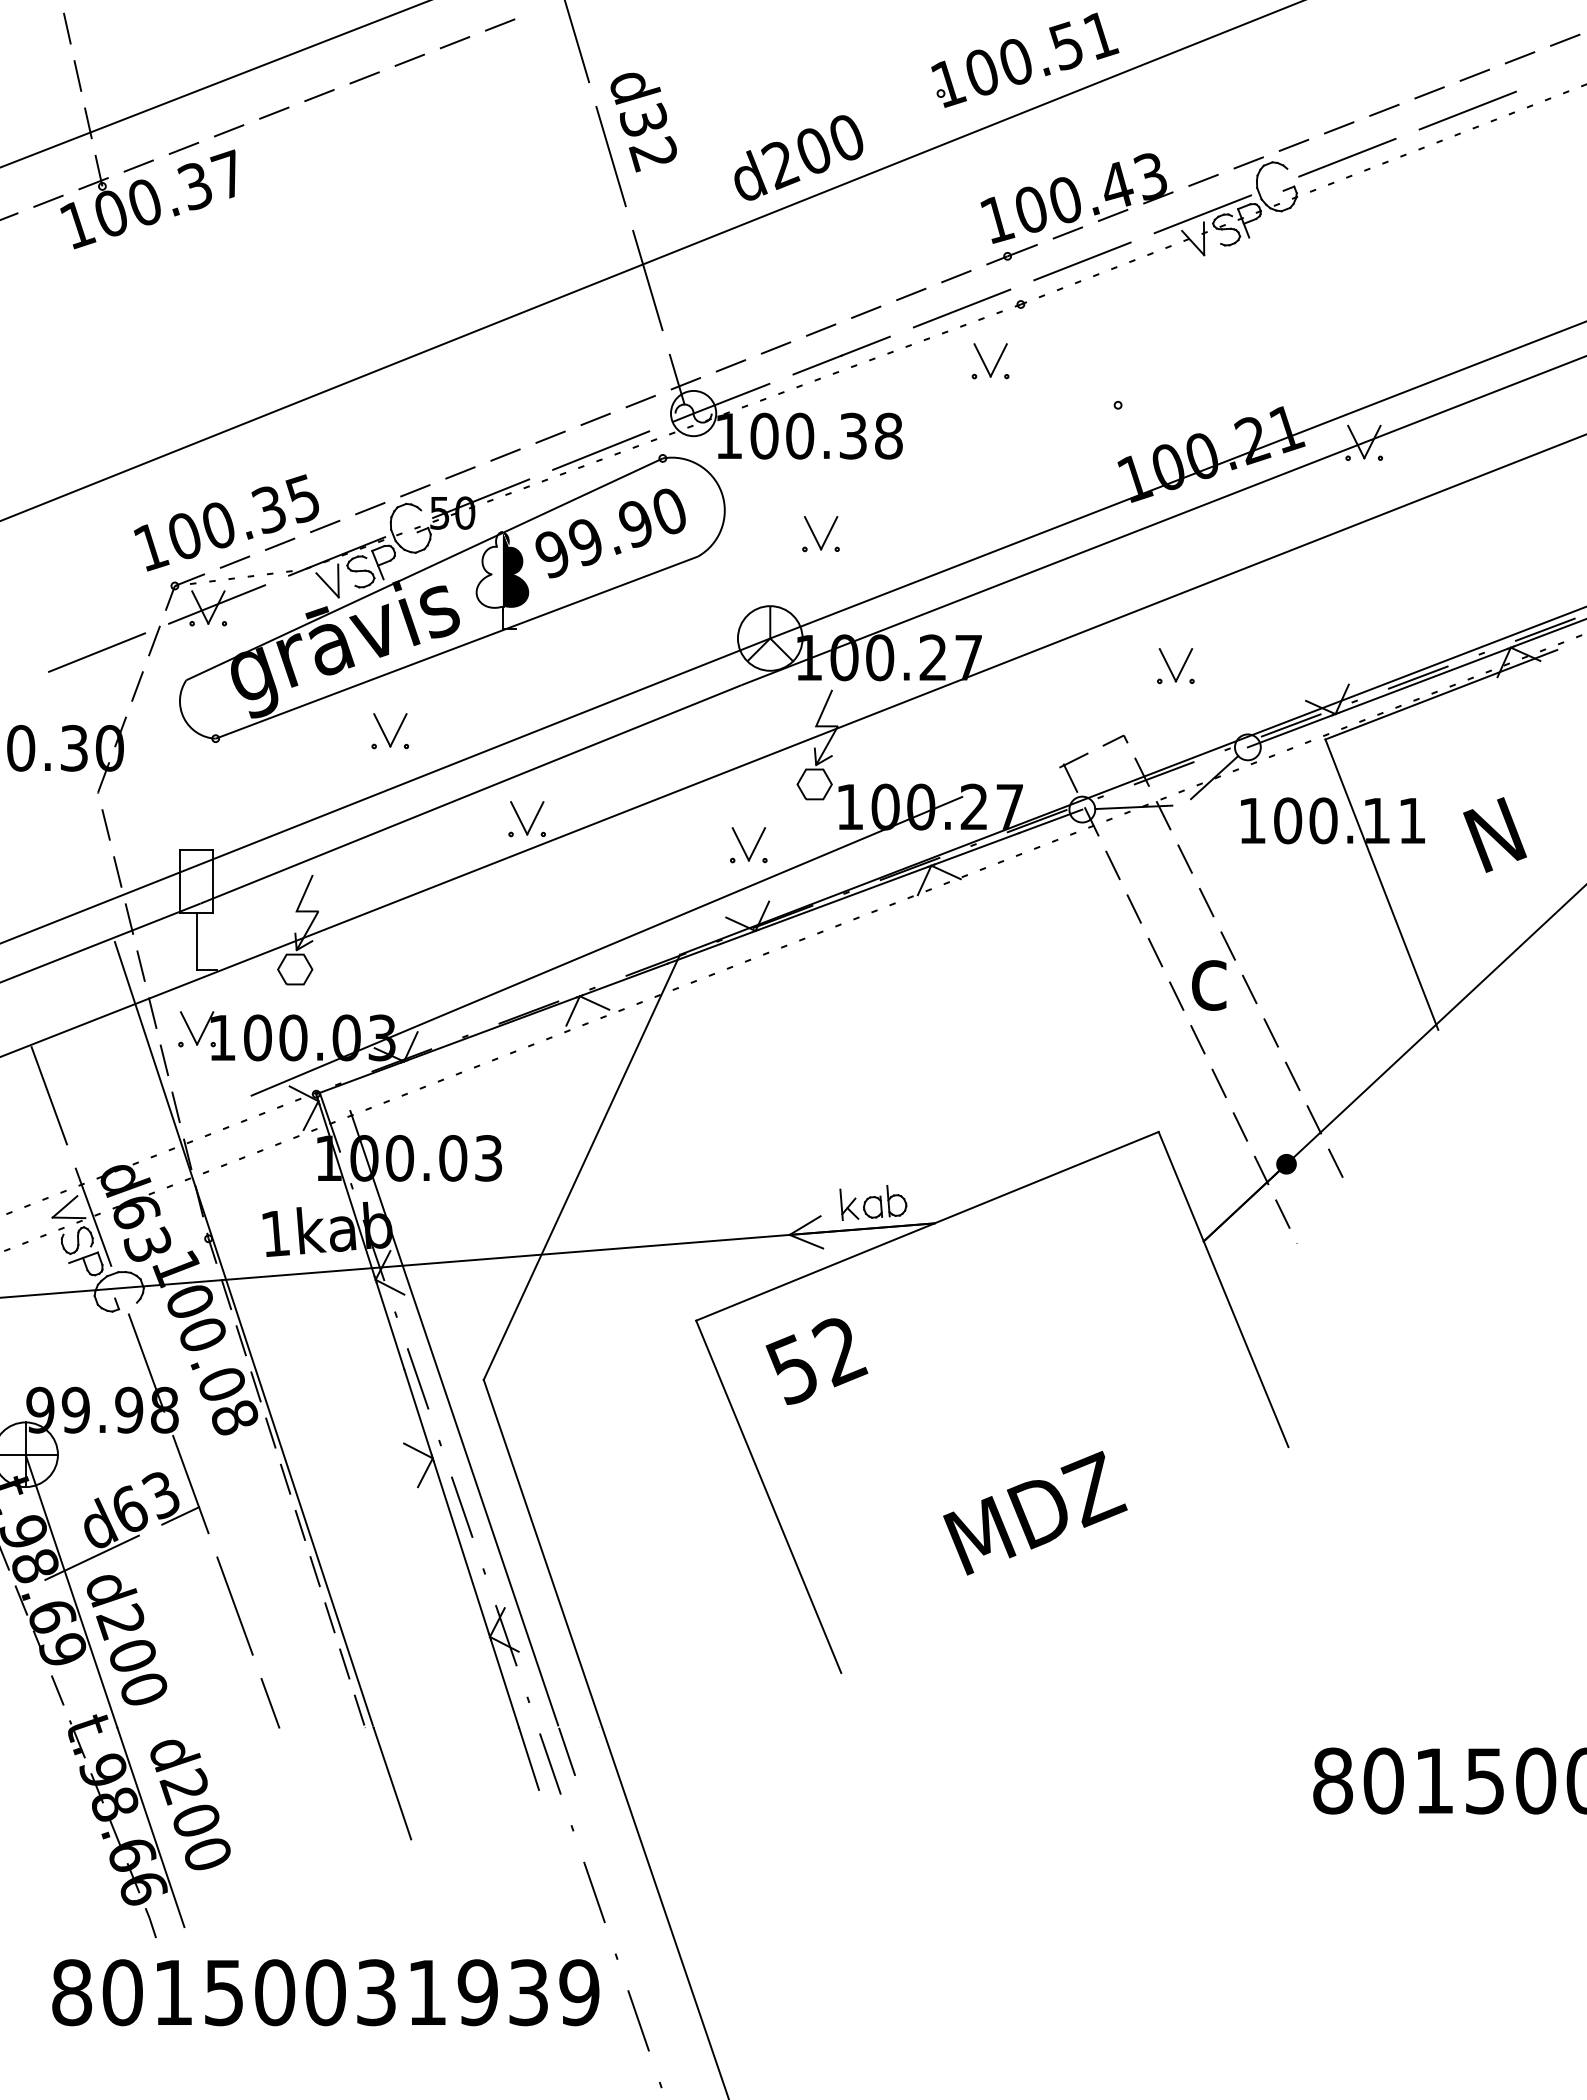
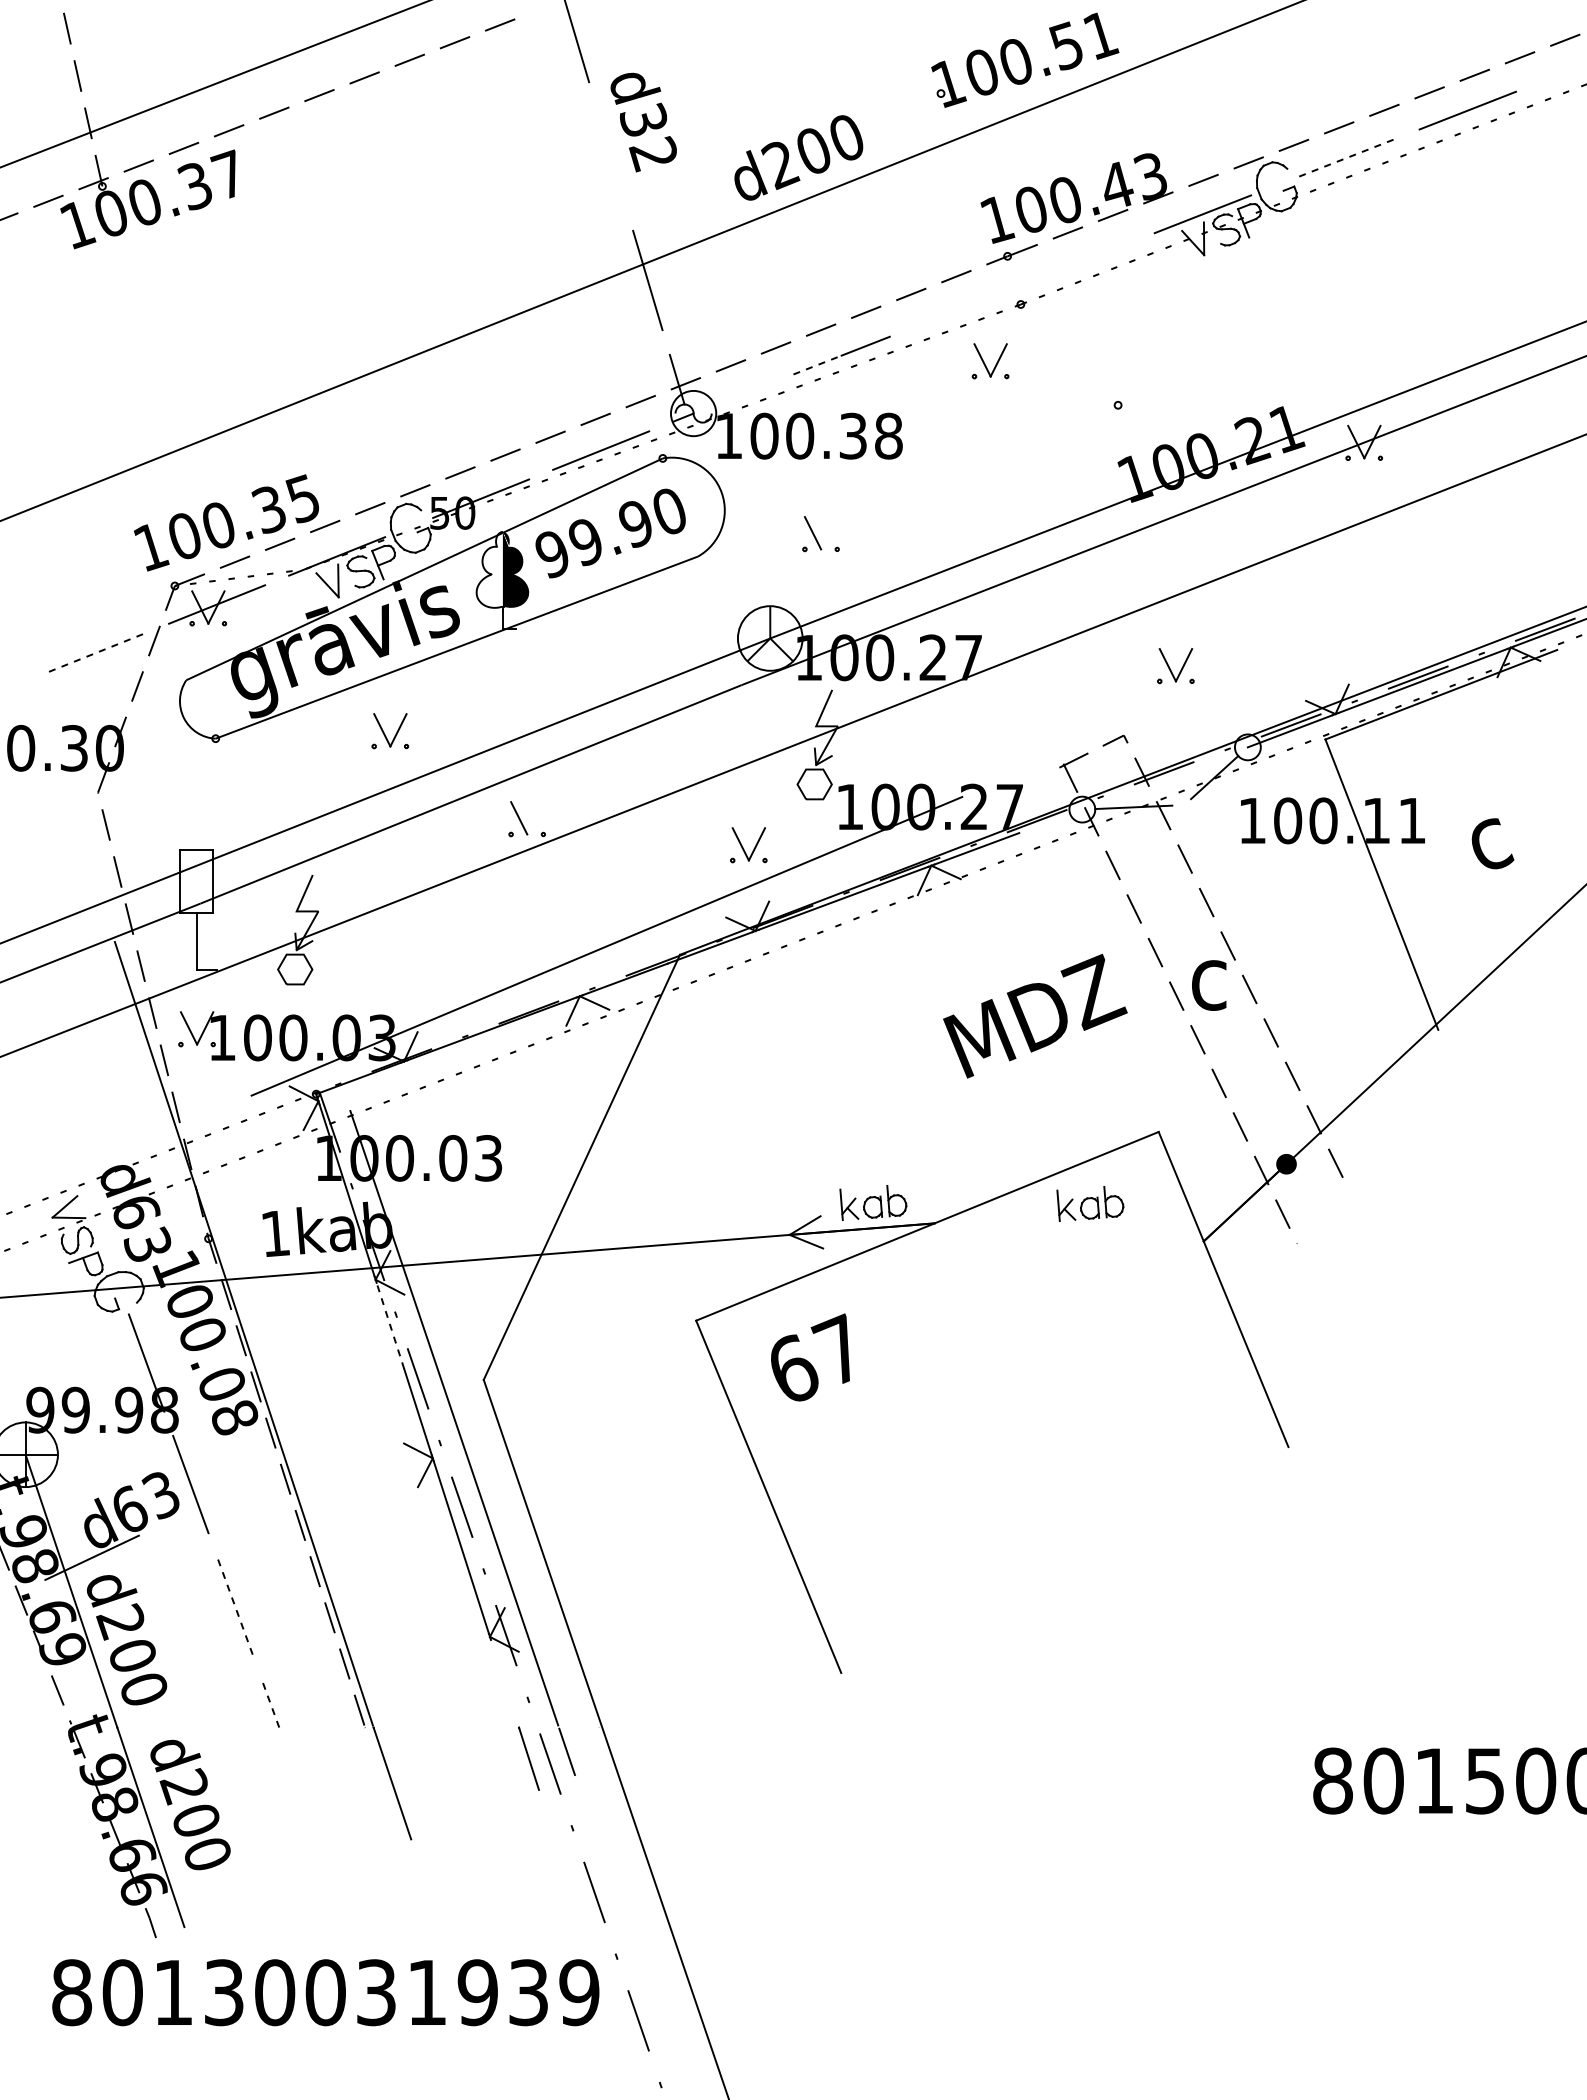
line: present -> none (610, 156)
line: solid -> dashed (1347, 157)
line: present -> none (1082, 261)
line: present -> none (962, 308)
line: solid -> dashed (817, 365)
line: present -> none (731, 398)
line: present -> none (829, 533)
line: solid -> dashed (97, 652)
line: present -> none (535, 818)
line: present -> none (1050, 821)
text: N -> c (1494, 834)
line: present -> none (49, 1095)
part: none -> present (1090, 1203)
line: present -> none (93, 1216)
line: solid -> dashed (390, 1325)
text: 52 -> 67 (816, 1359)
text position: (1035, 1512) -> (1035, 1015) (1035, 1015)
line: present -> none (180, 1515)
line: solid -> dashed (235, 1606)
line: present -> none (504, 1682)
line: solid -> dashed (270, 1703)
text: 80150031939 -> 80130031939 (224, 1992)
